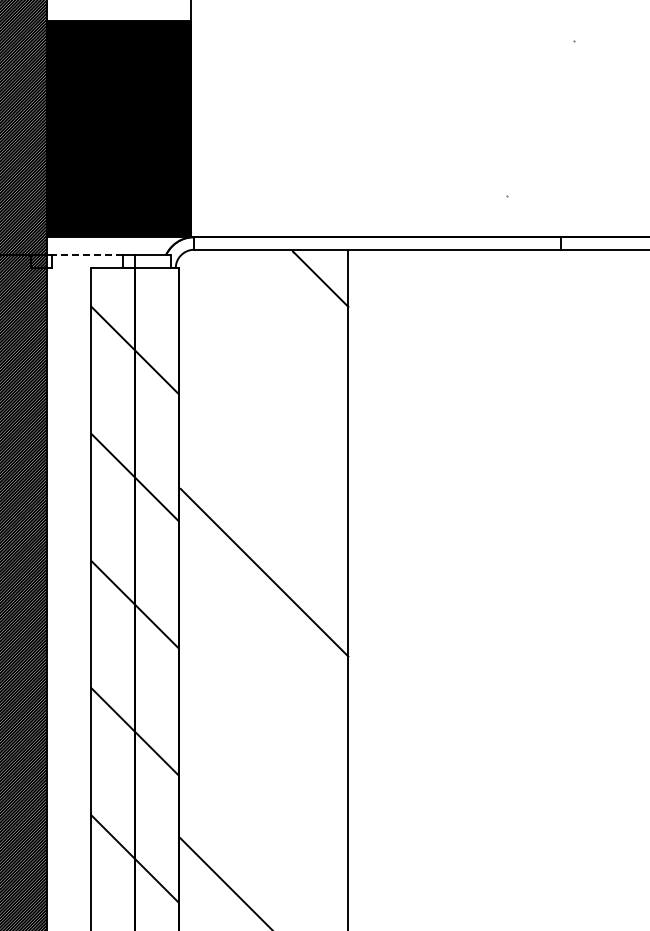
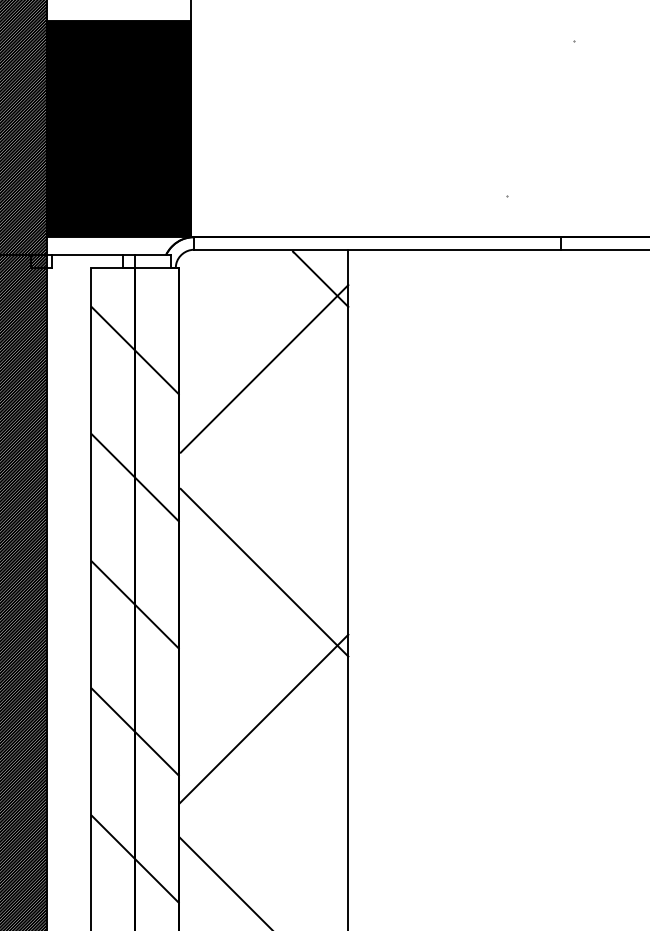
line: dashed -> solid (86, 255)
line: none -> present (264, 368)
line: none -> present (263, 718)
